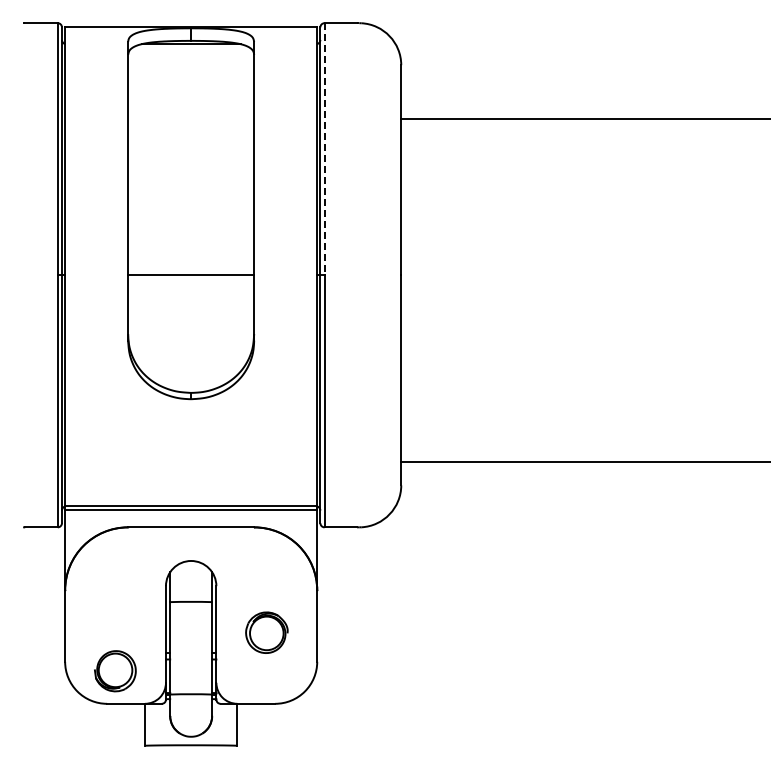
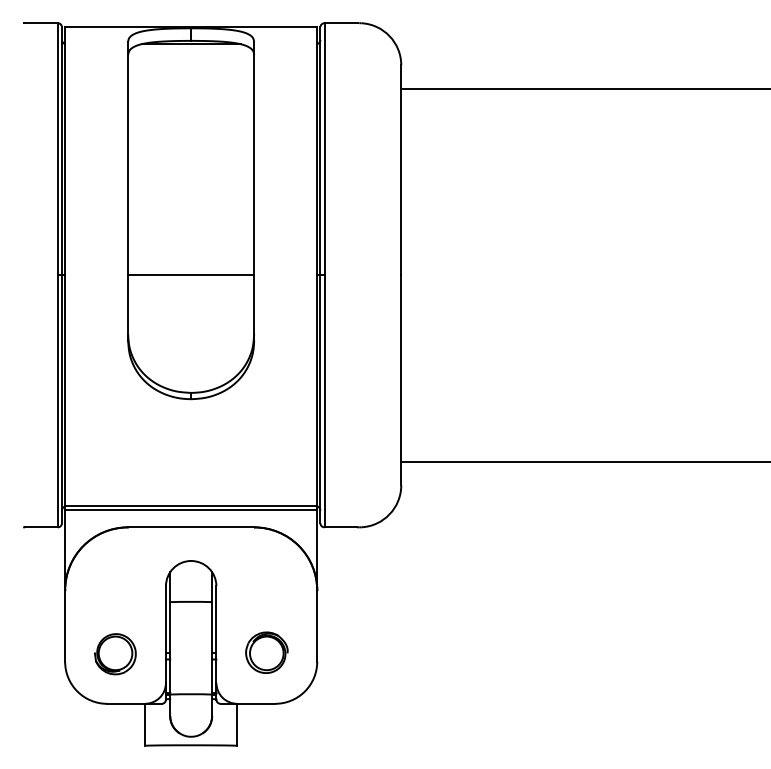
line position: (584, 118) -> (584, 88) (584, 88)
line: dashed -> solid (324, 149)
part position: (266, 632) -> (266, 652) (266, 652)
part position: (115, 671) -> (115, 654) (115, 654)
